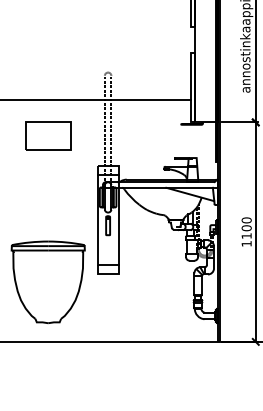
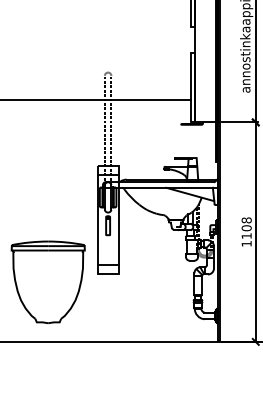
part: present -> none (48, 135)
text: 1100 -> 1108 (246, 220)
